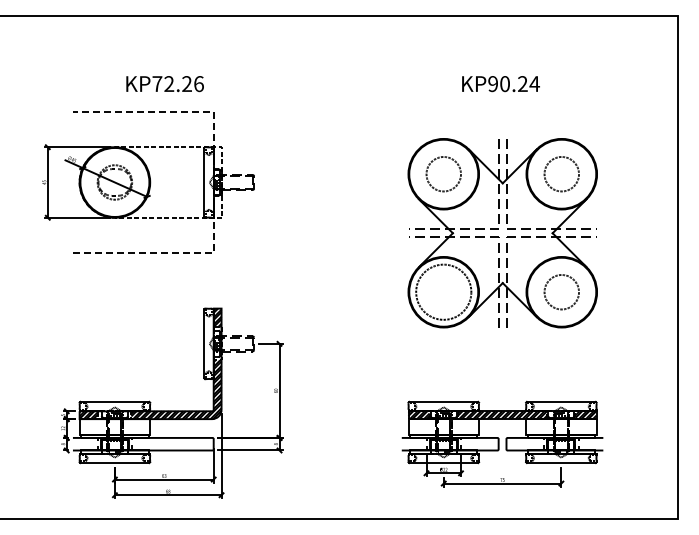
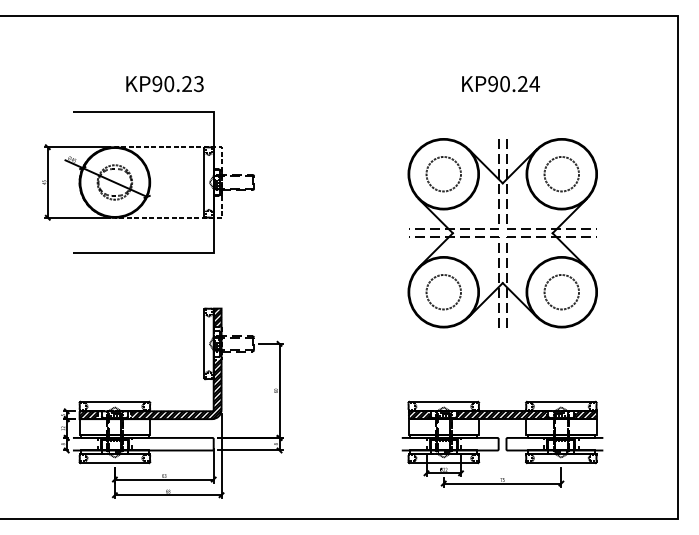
text: KP72.26 -> KP90.23 (177, 84)
line: dashed -> solid (213, 182)
circle diameter: 55 px -> 34 px (443, 291)
